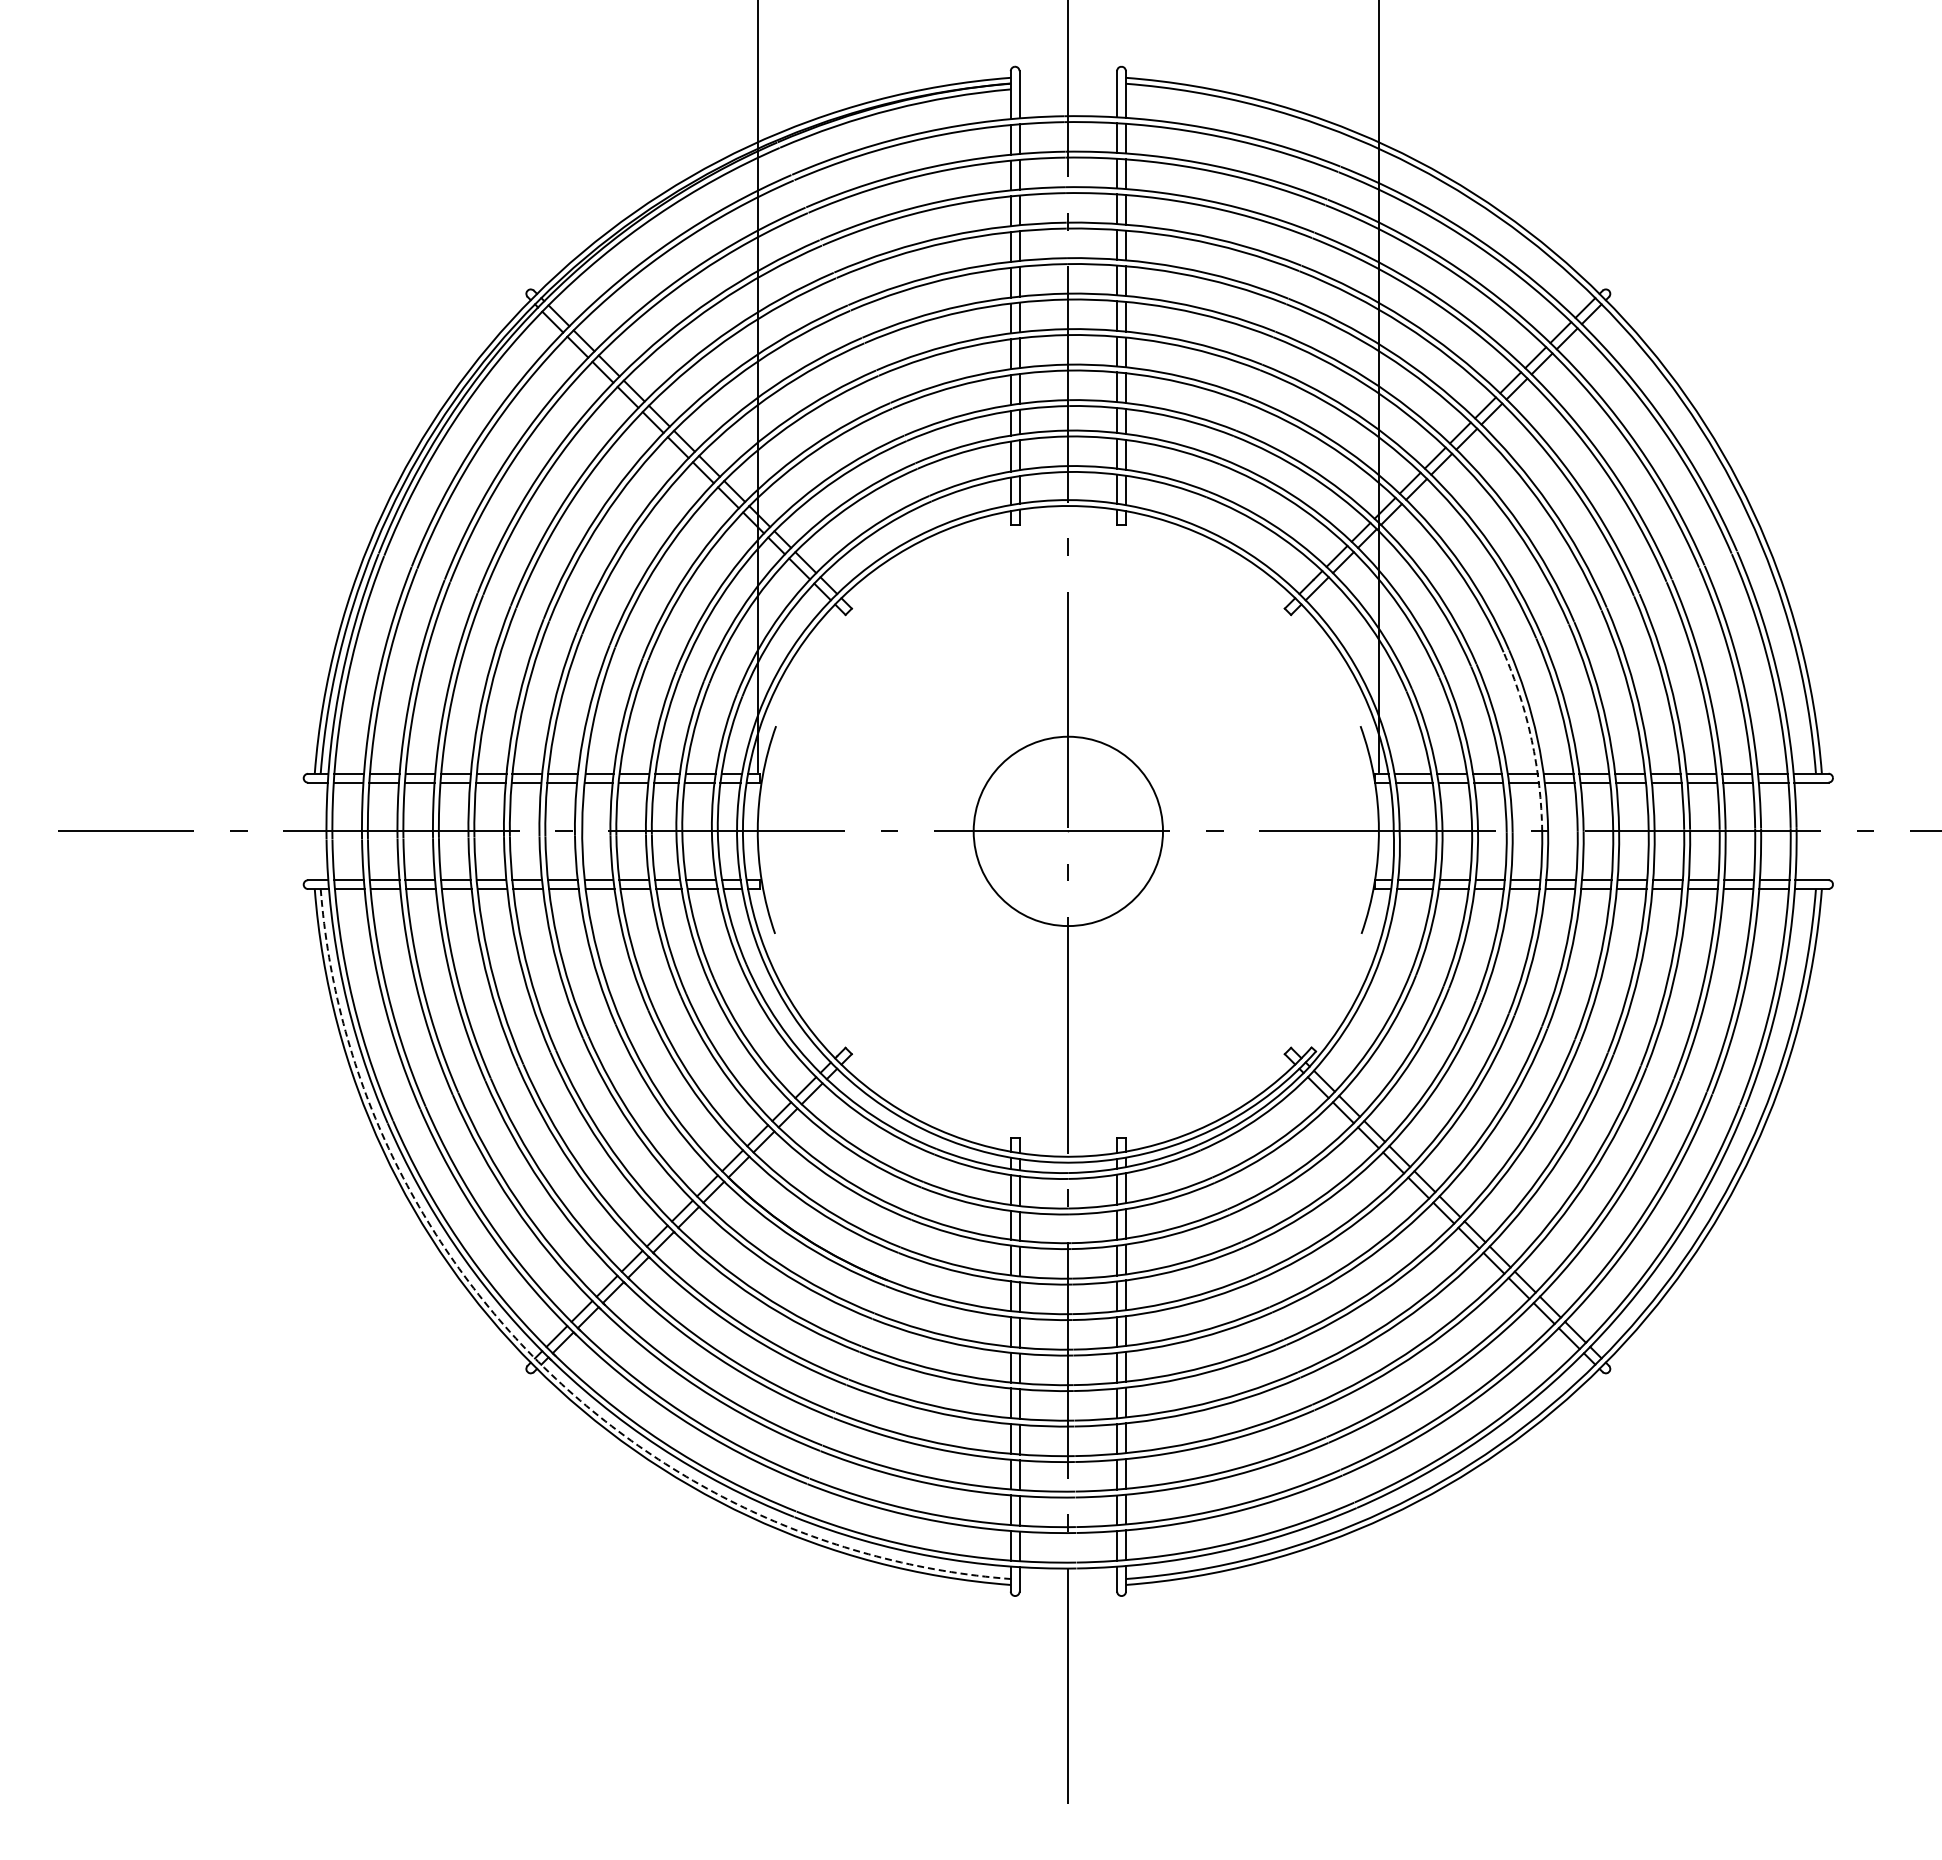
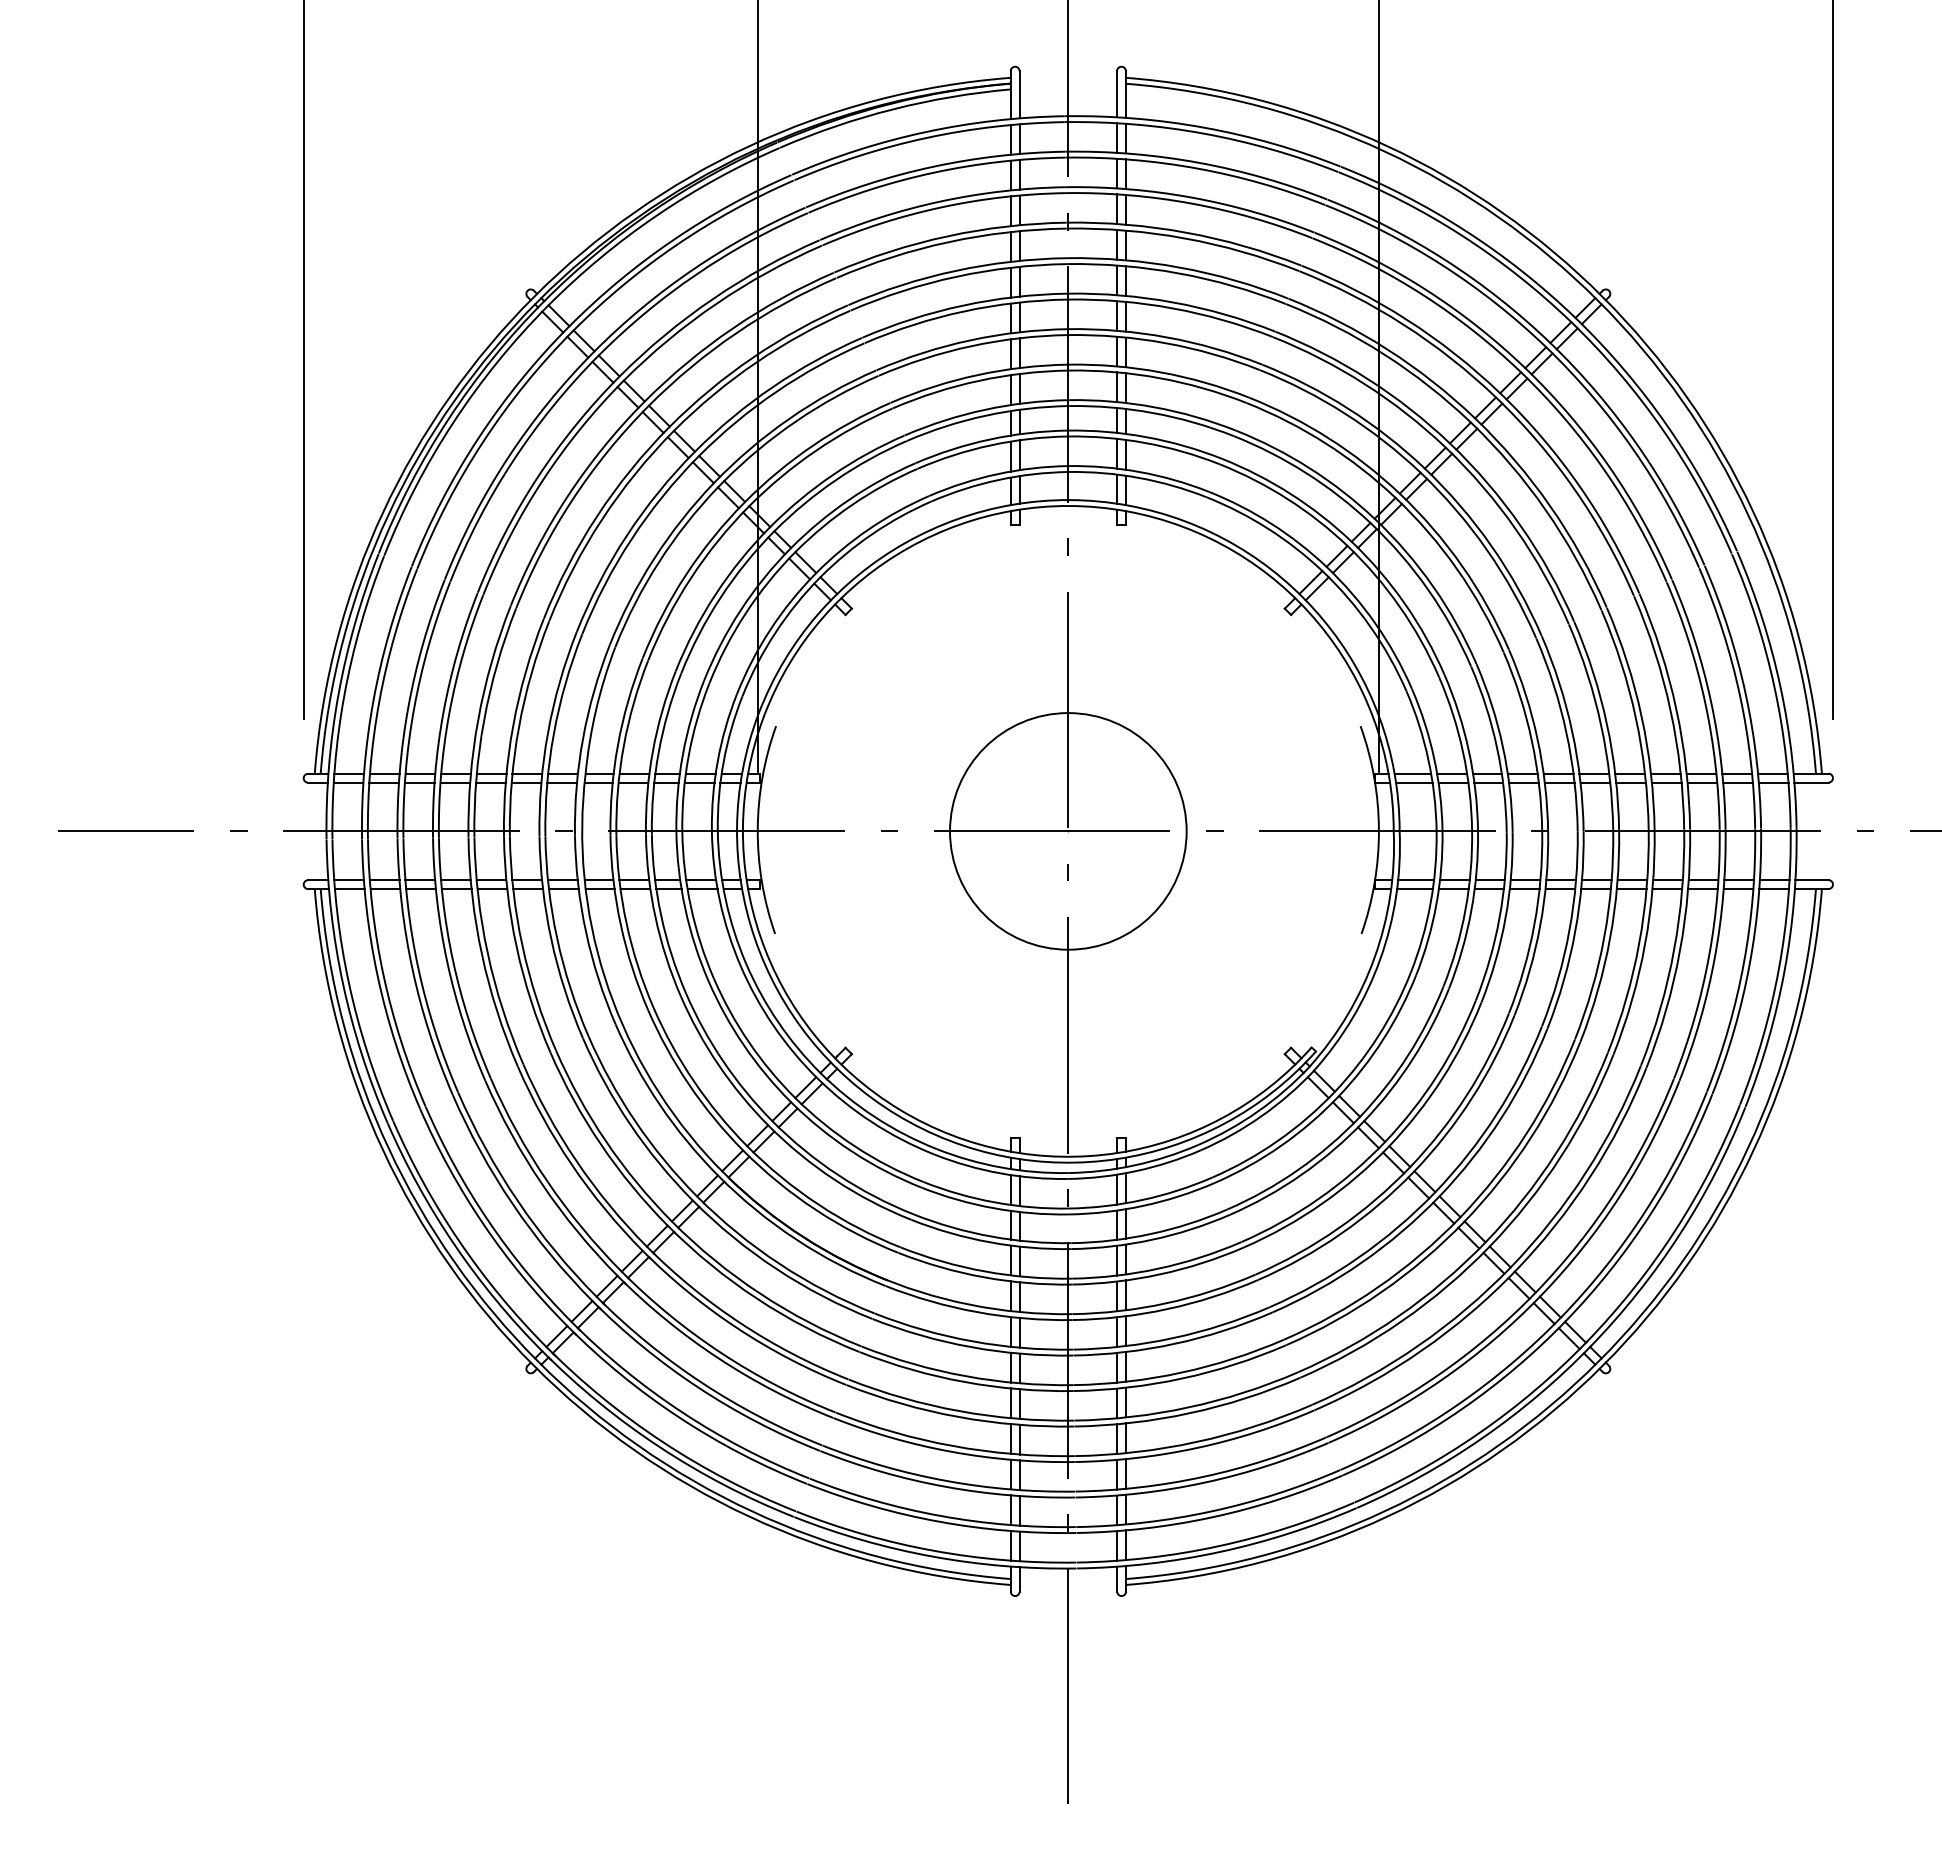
line: none -> present (303, 360)
line: none -> present (1832, 360)
arc: dashed -> solid (1531, 740)
circle diameter: 189 px -> 237 px (1068, 831)
arc: dashed -> solid (538, 1361)
